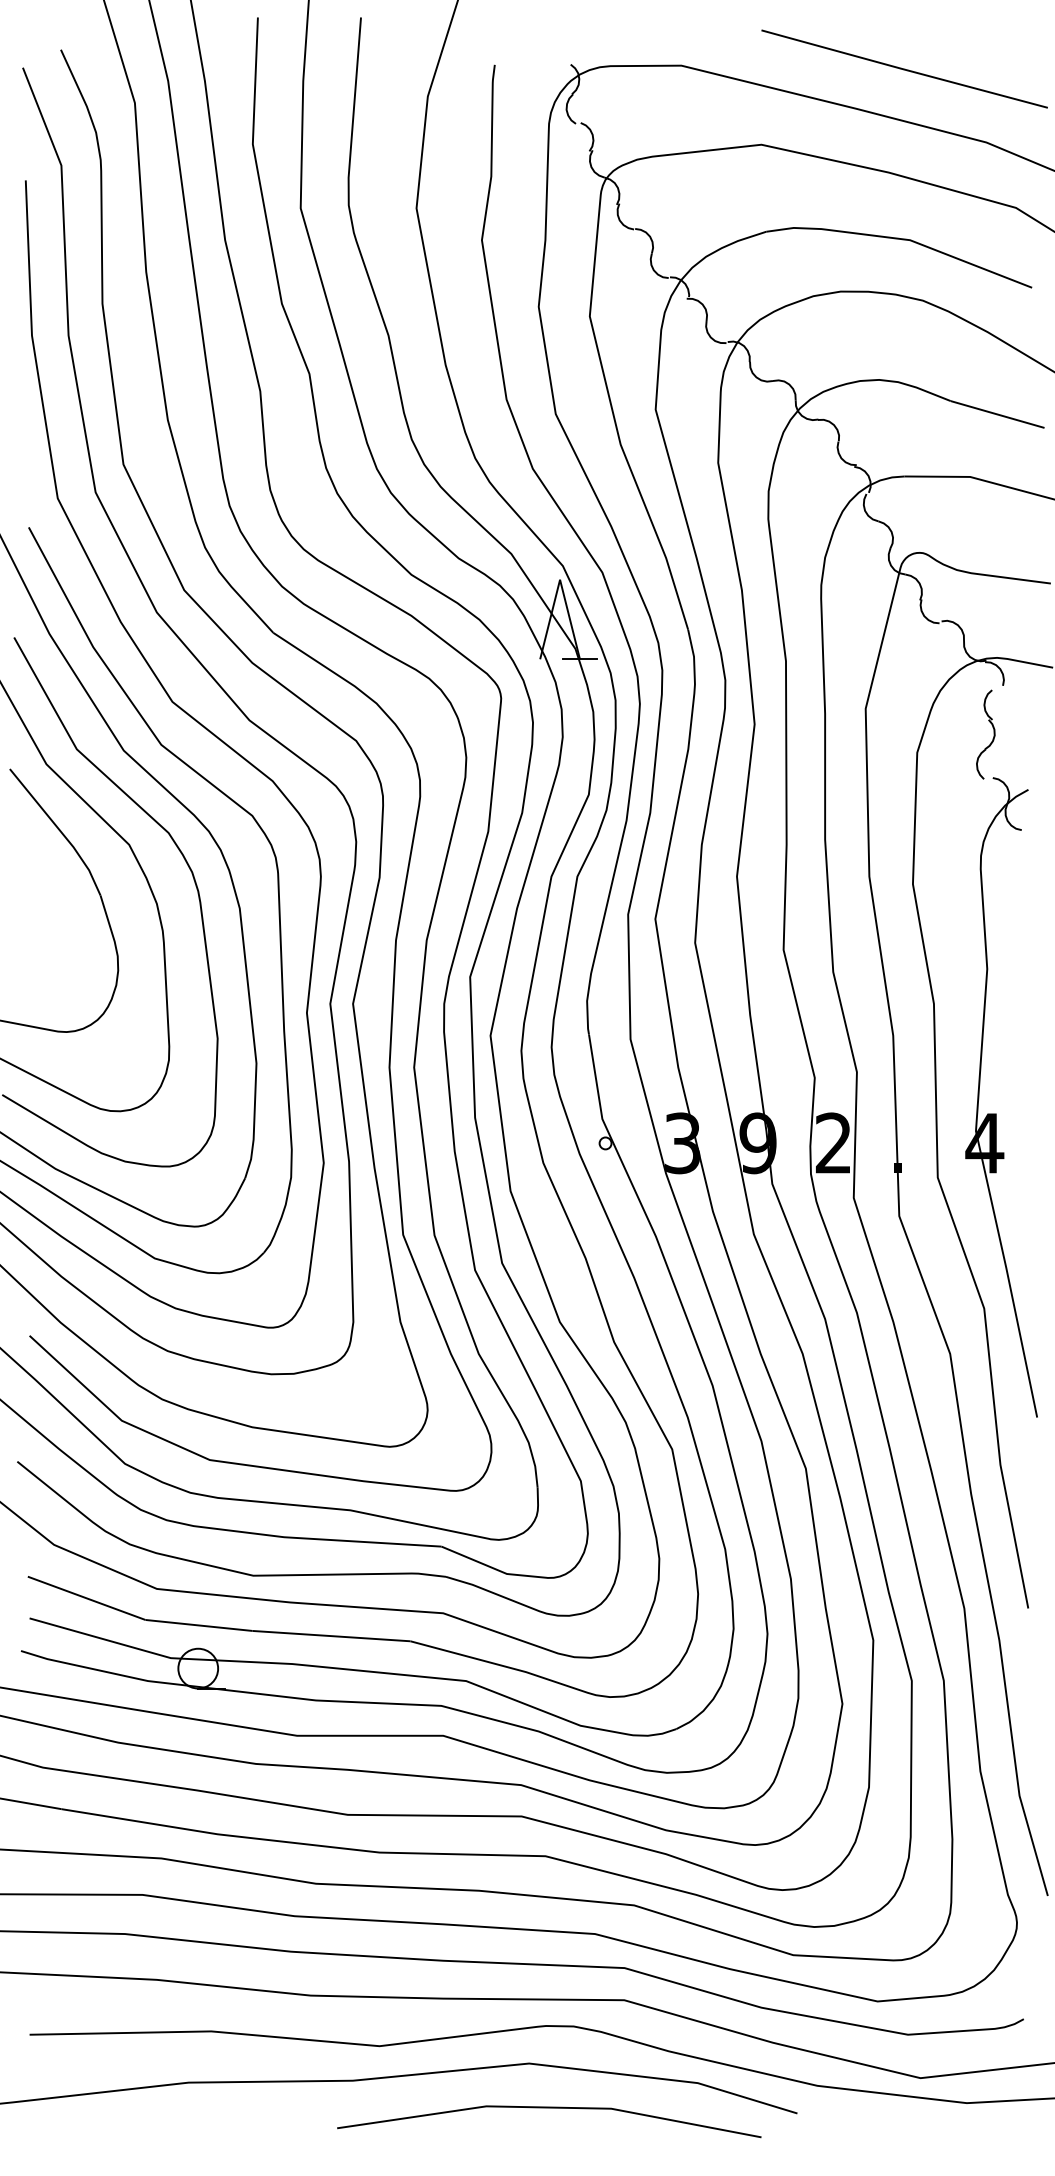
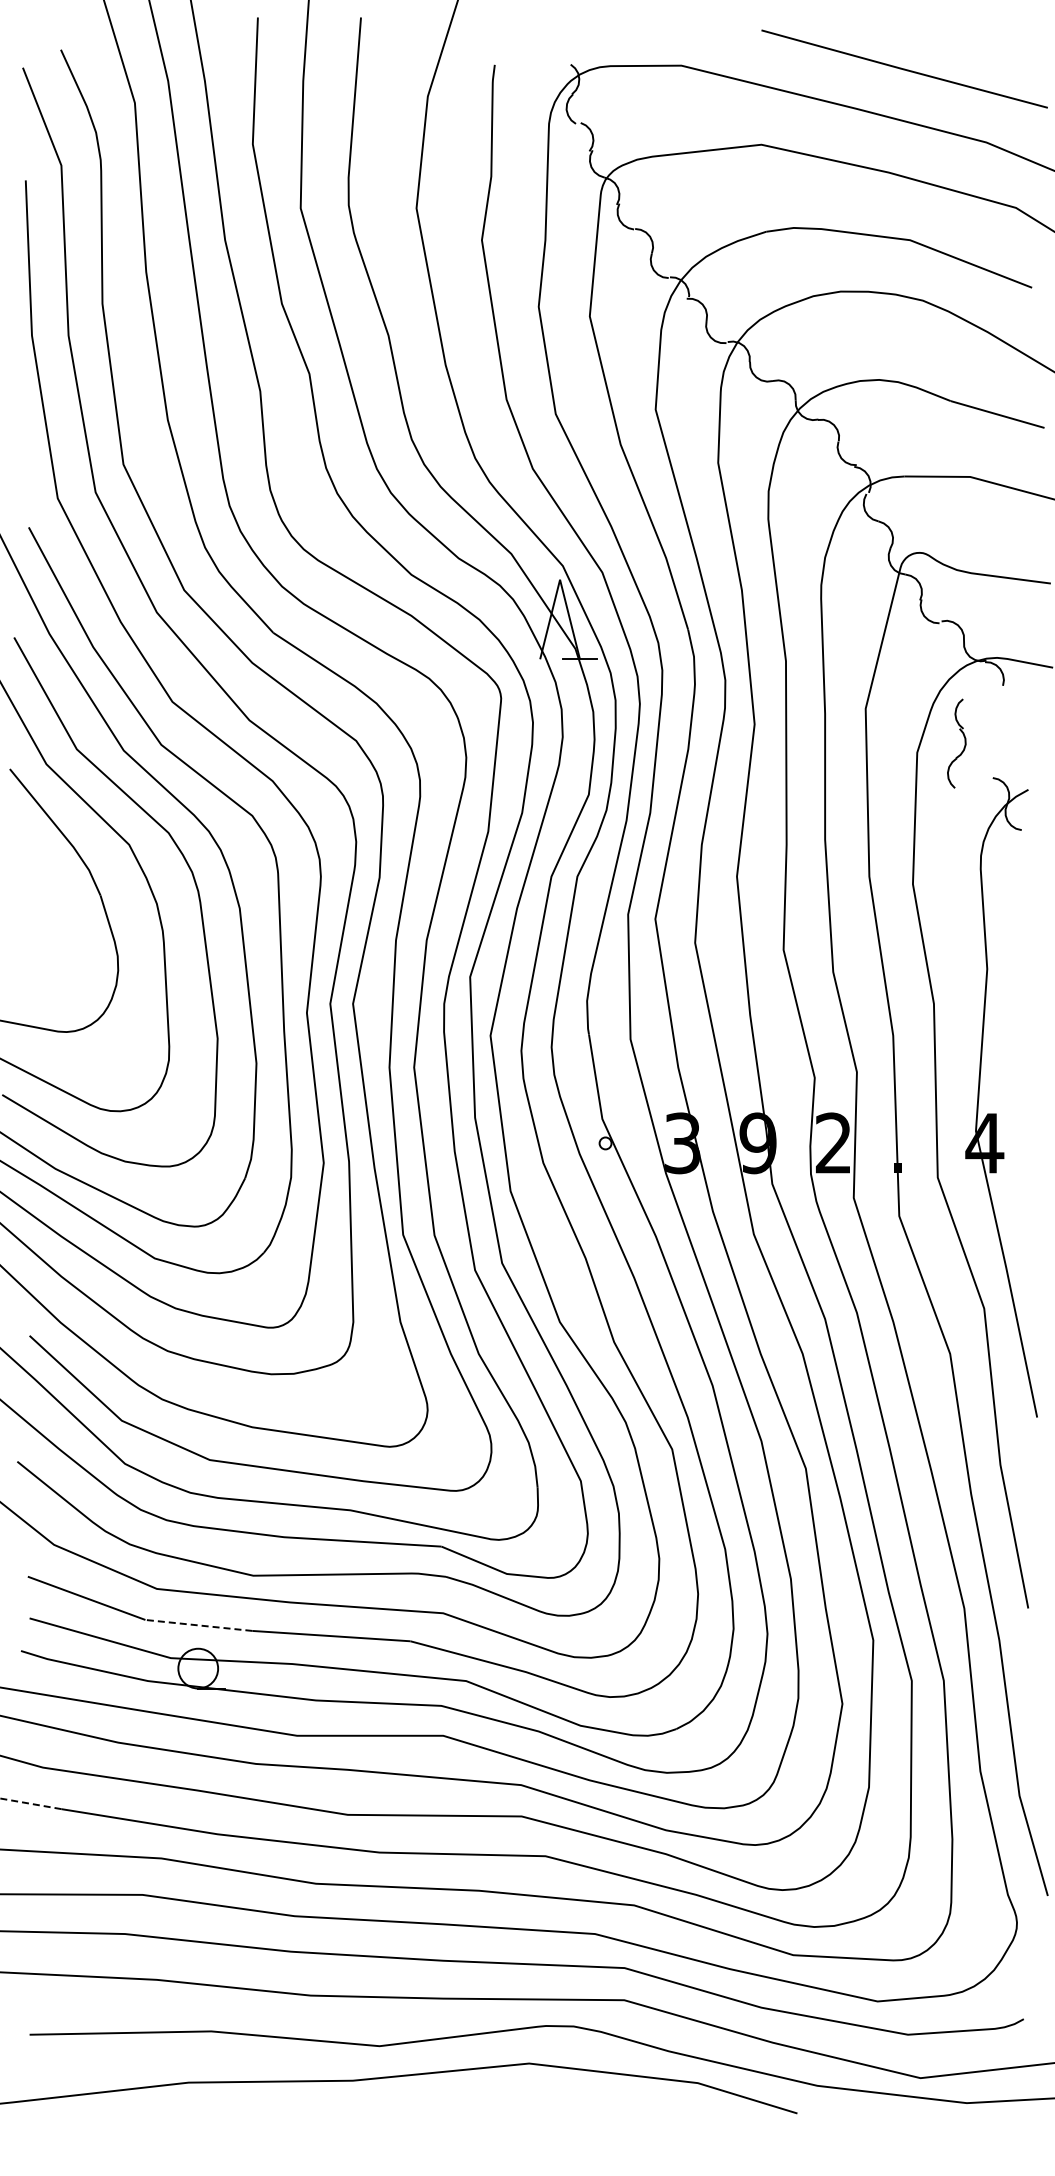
part position: (993, 734) -> (964, 743) (964, 743)
line: solid -> dashed (198, 1625)
line: solid -> dashed (30, 1803)
line: present -> none (549, 2108)
